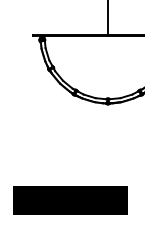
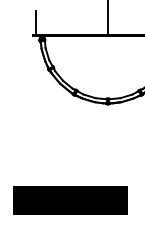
line: none -> present (35, 23)
